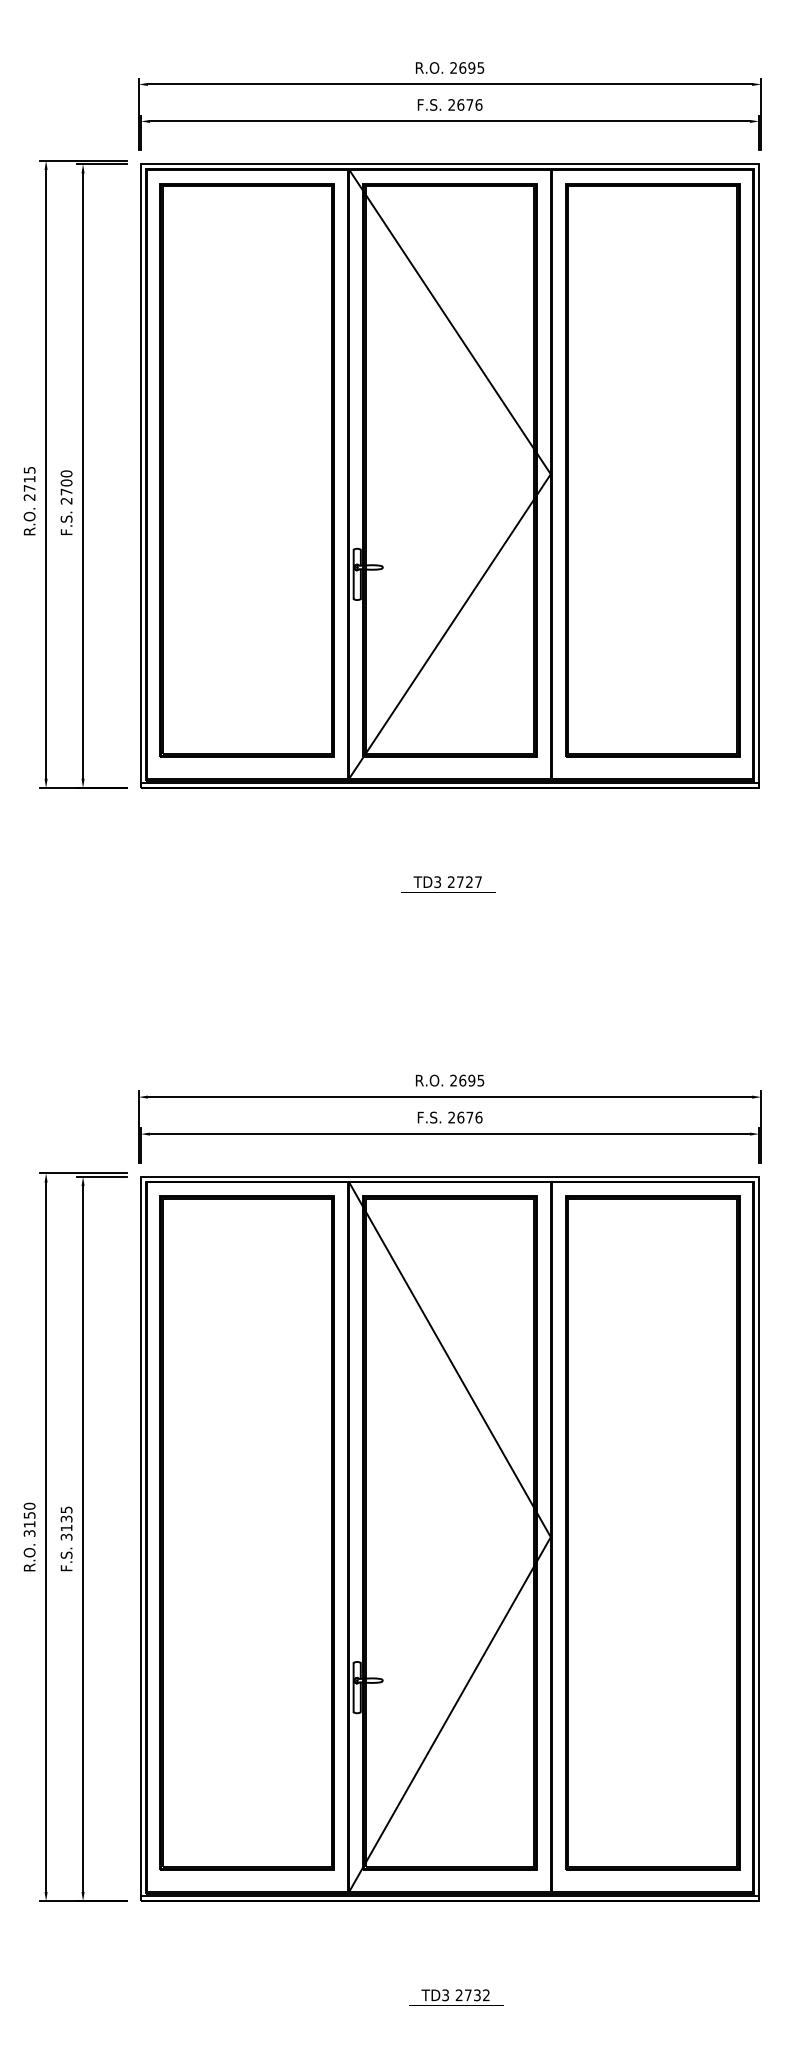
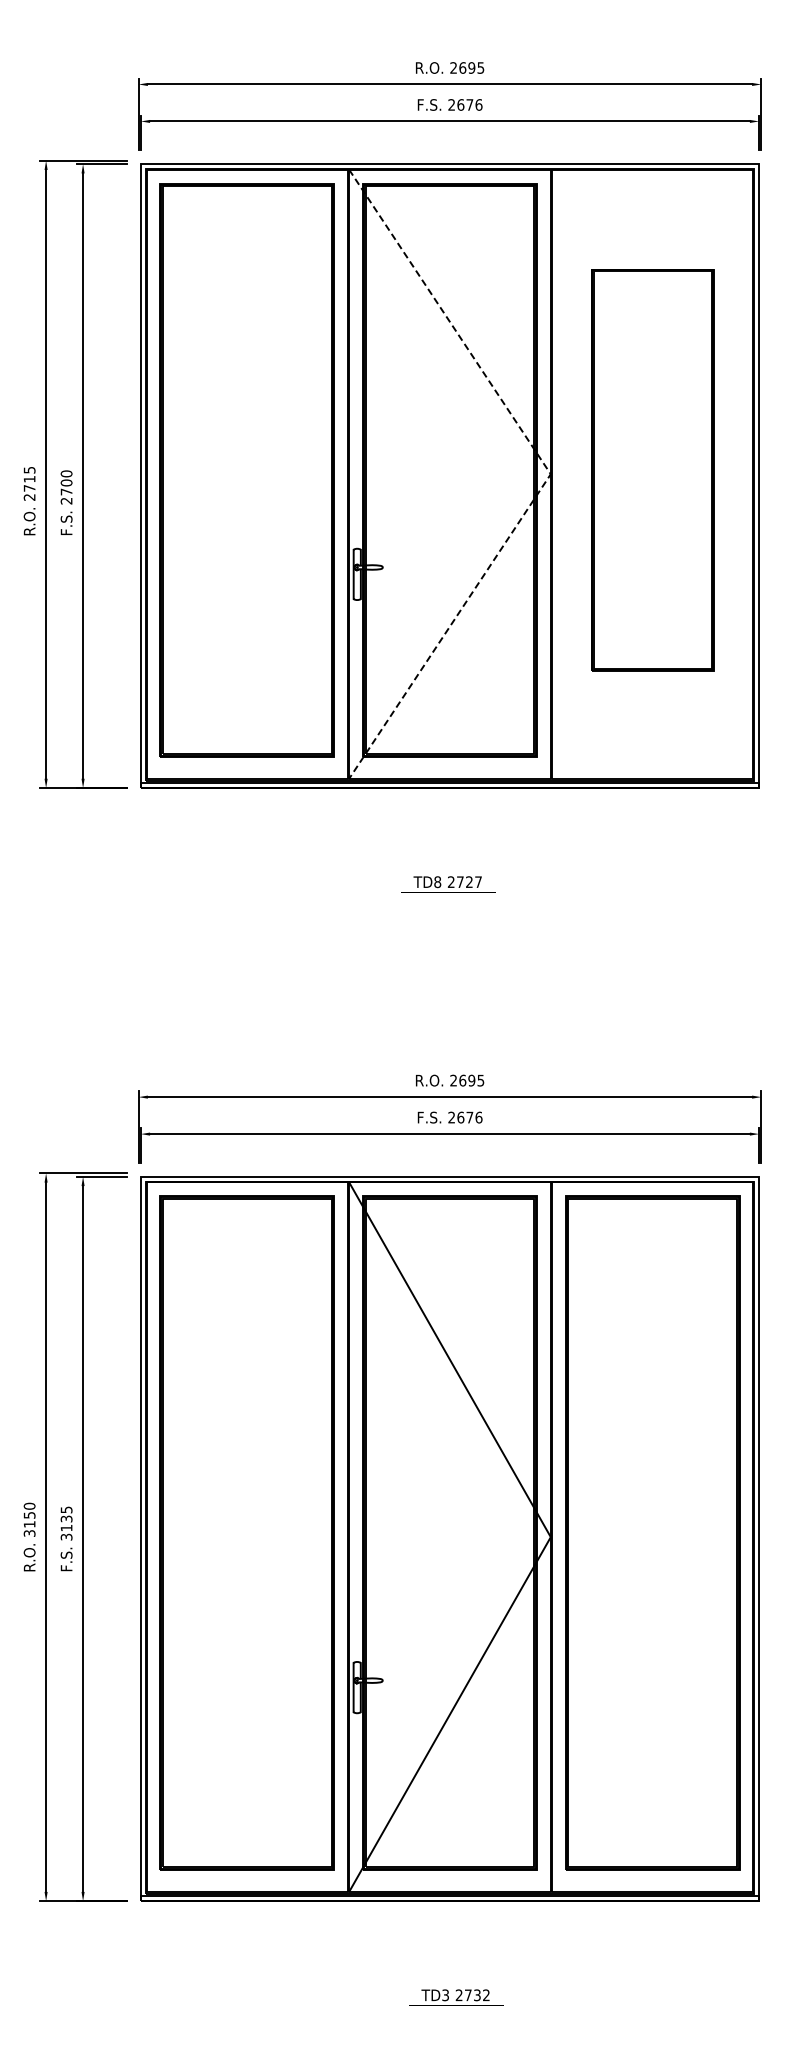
part size: 176x575 px -> 124x403 px (652, 470)
line: solid -> dashed (550, 474)
text: TD3 -> TD8 (437, 882)
